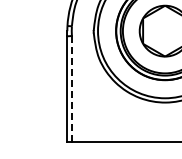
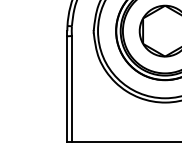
line: dashed -> solid (71, 88)
